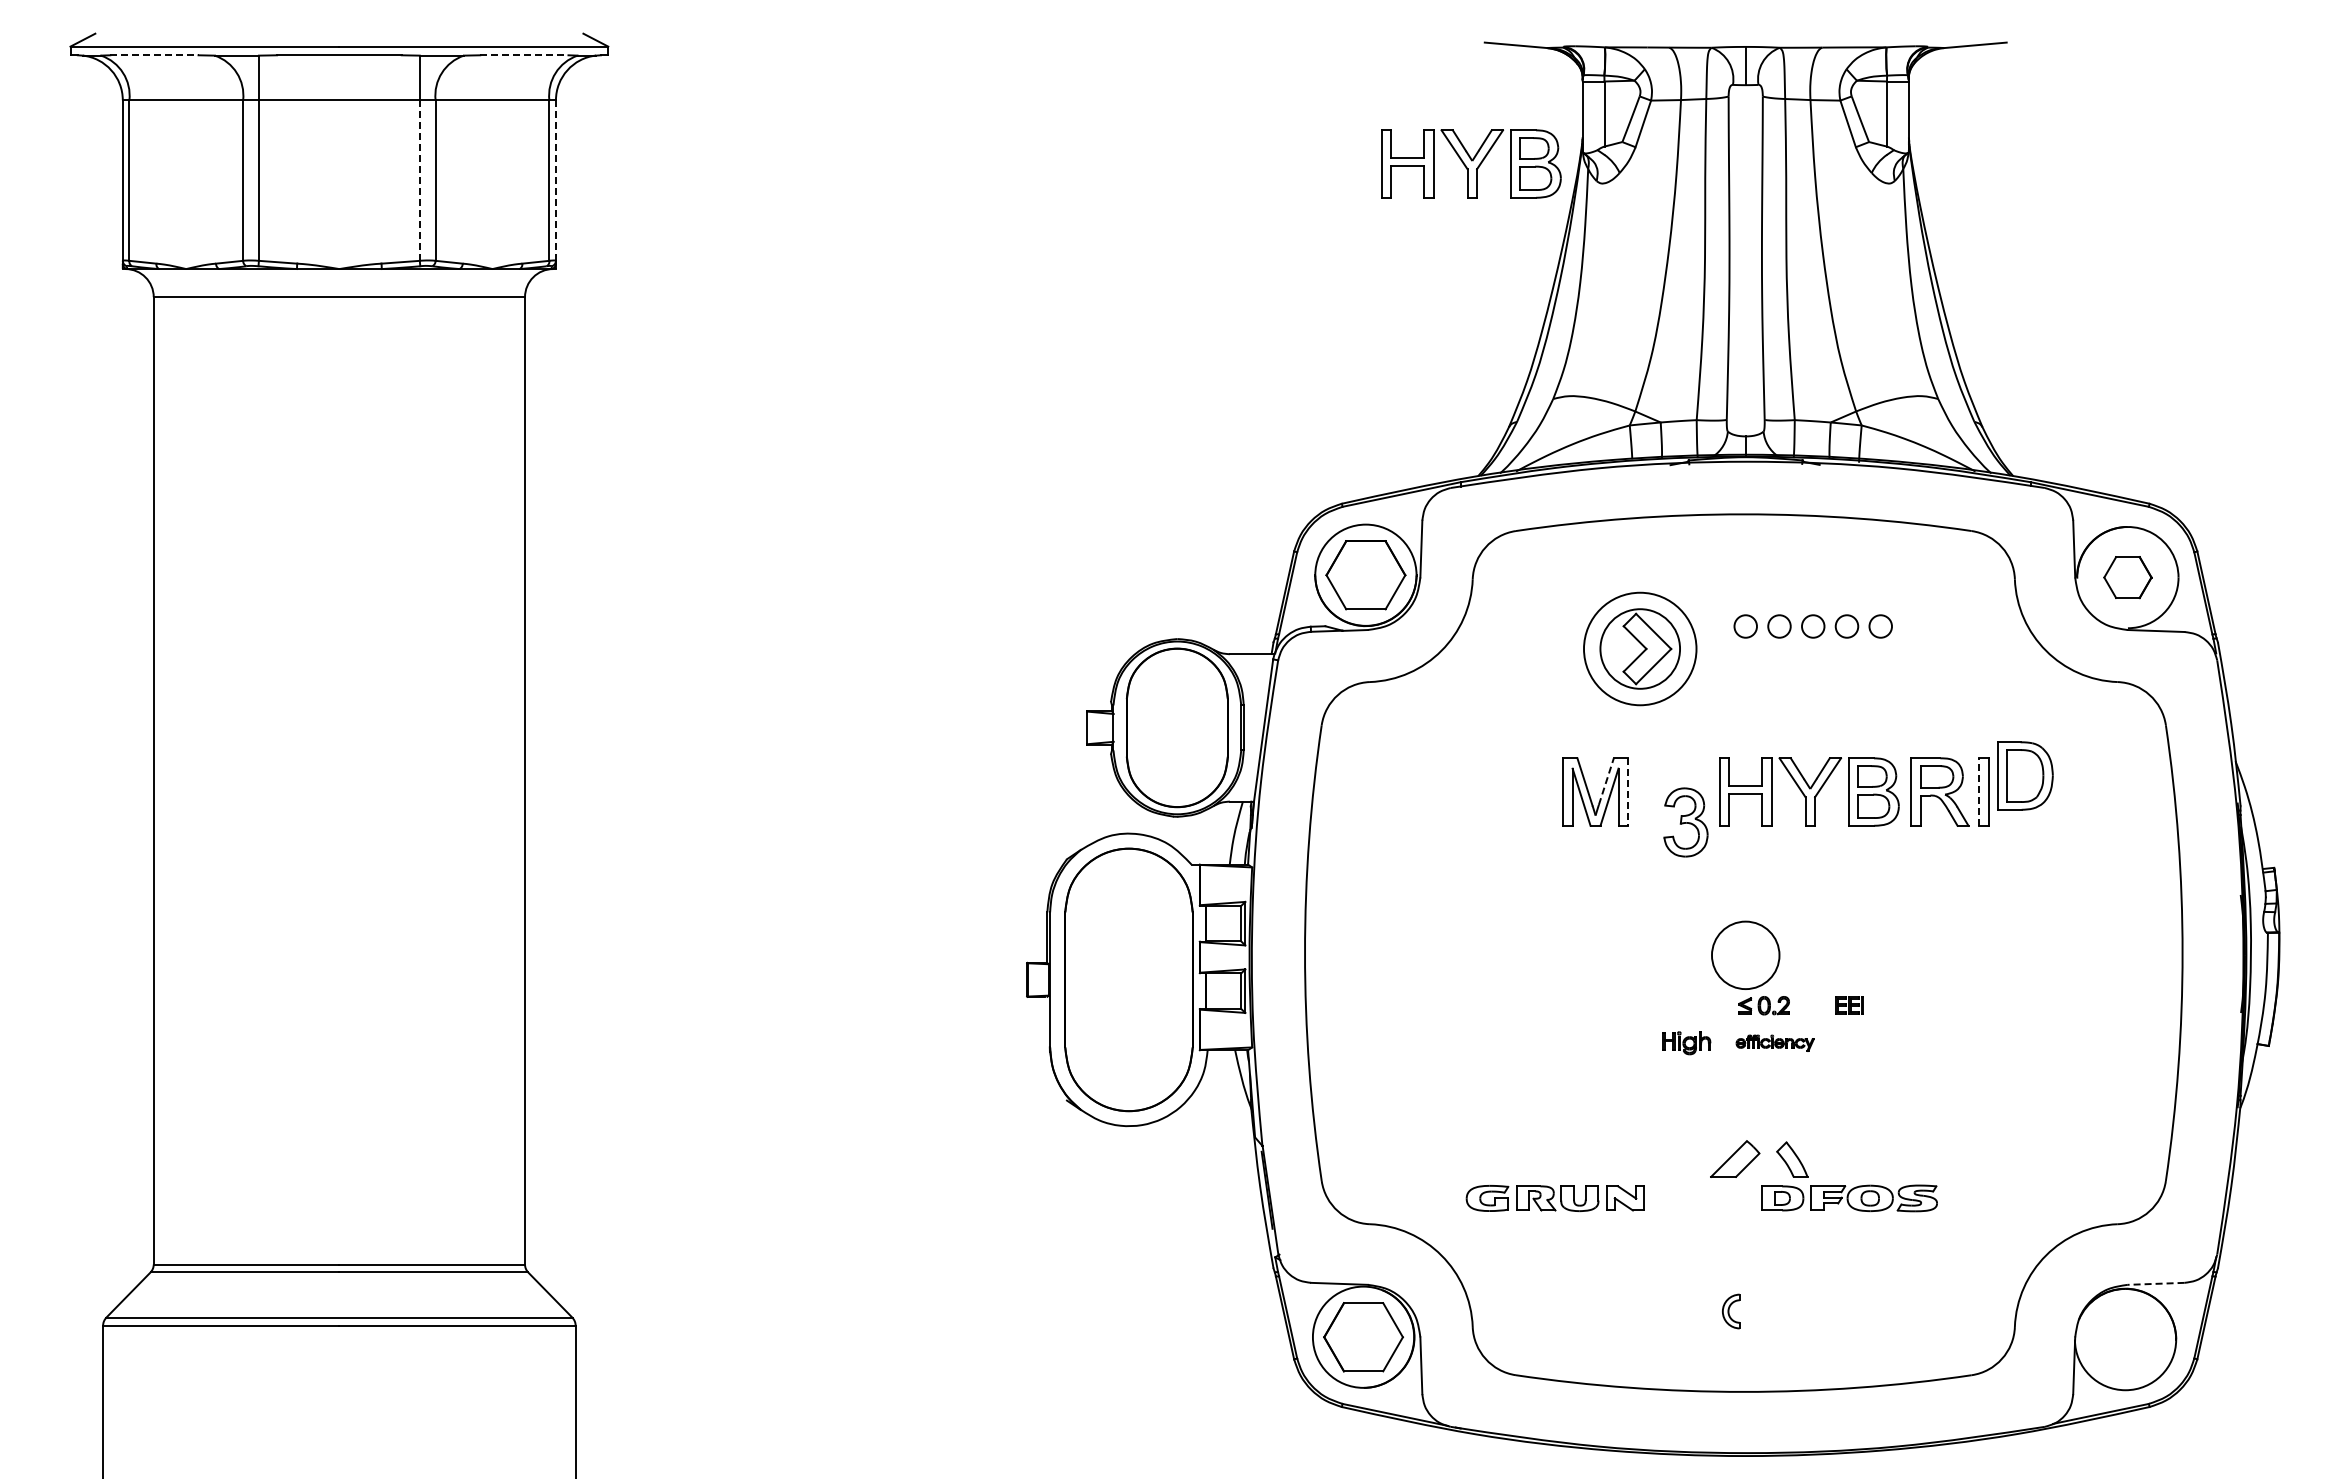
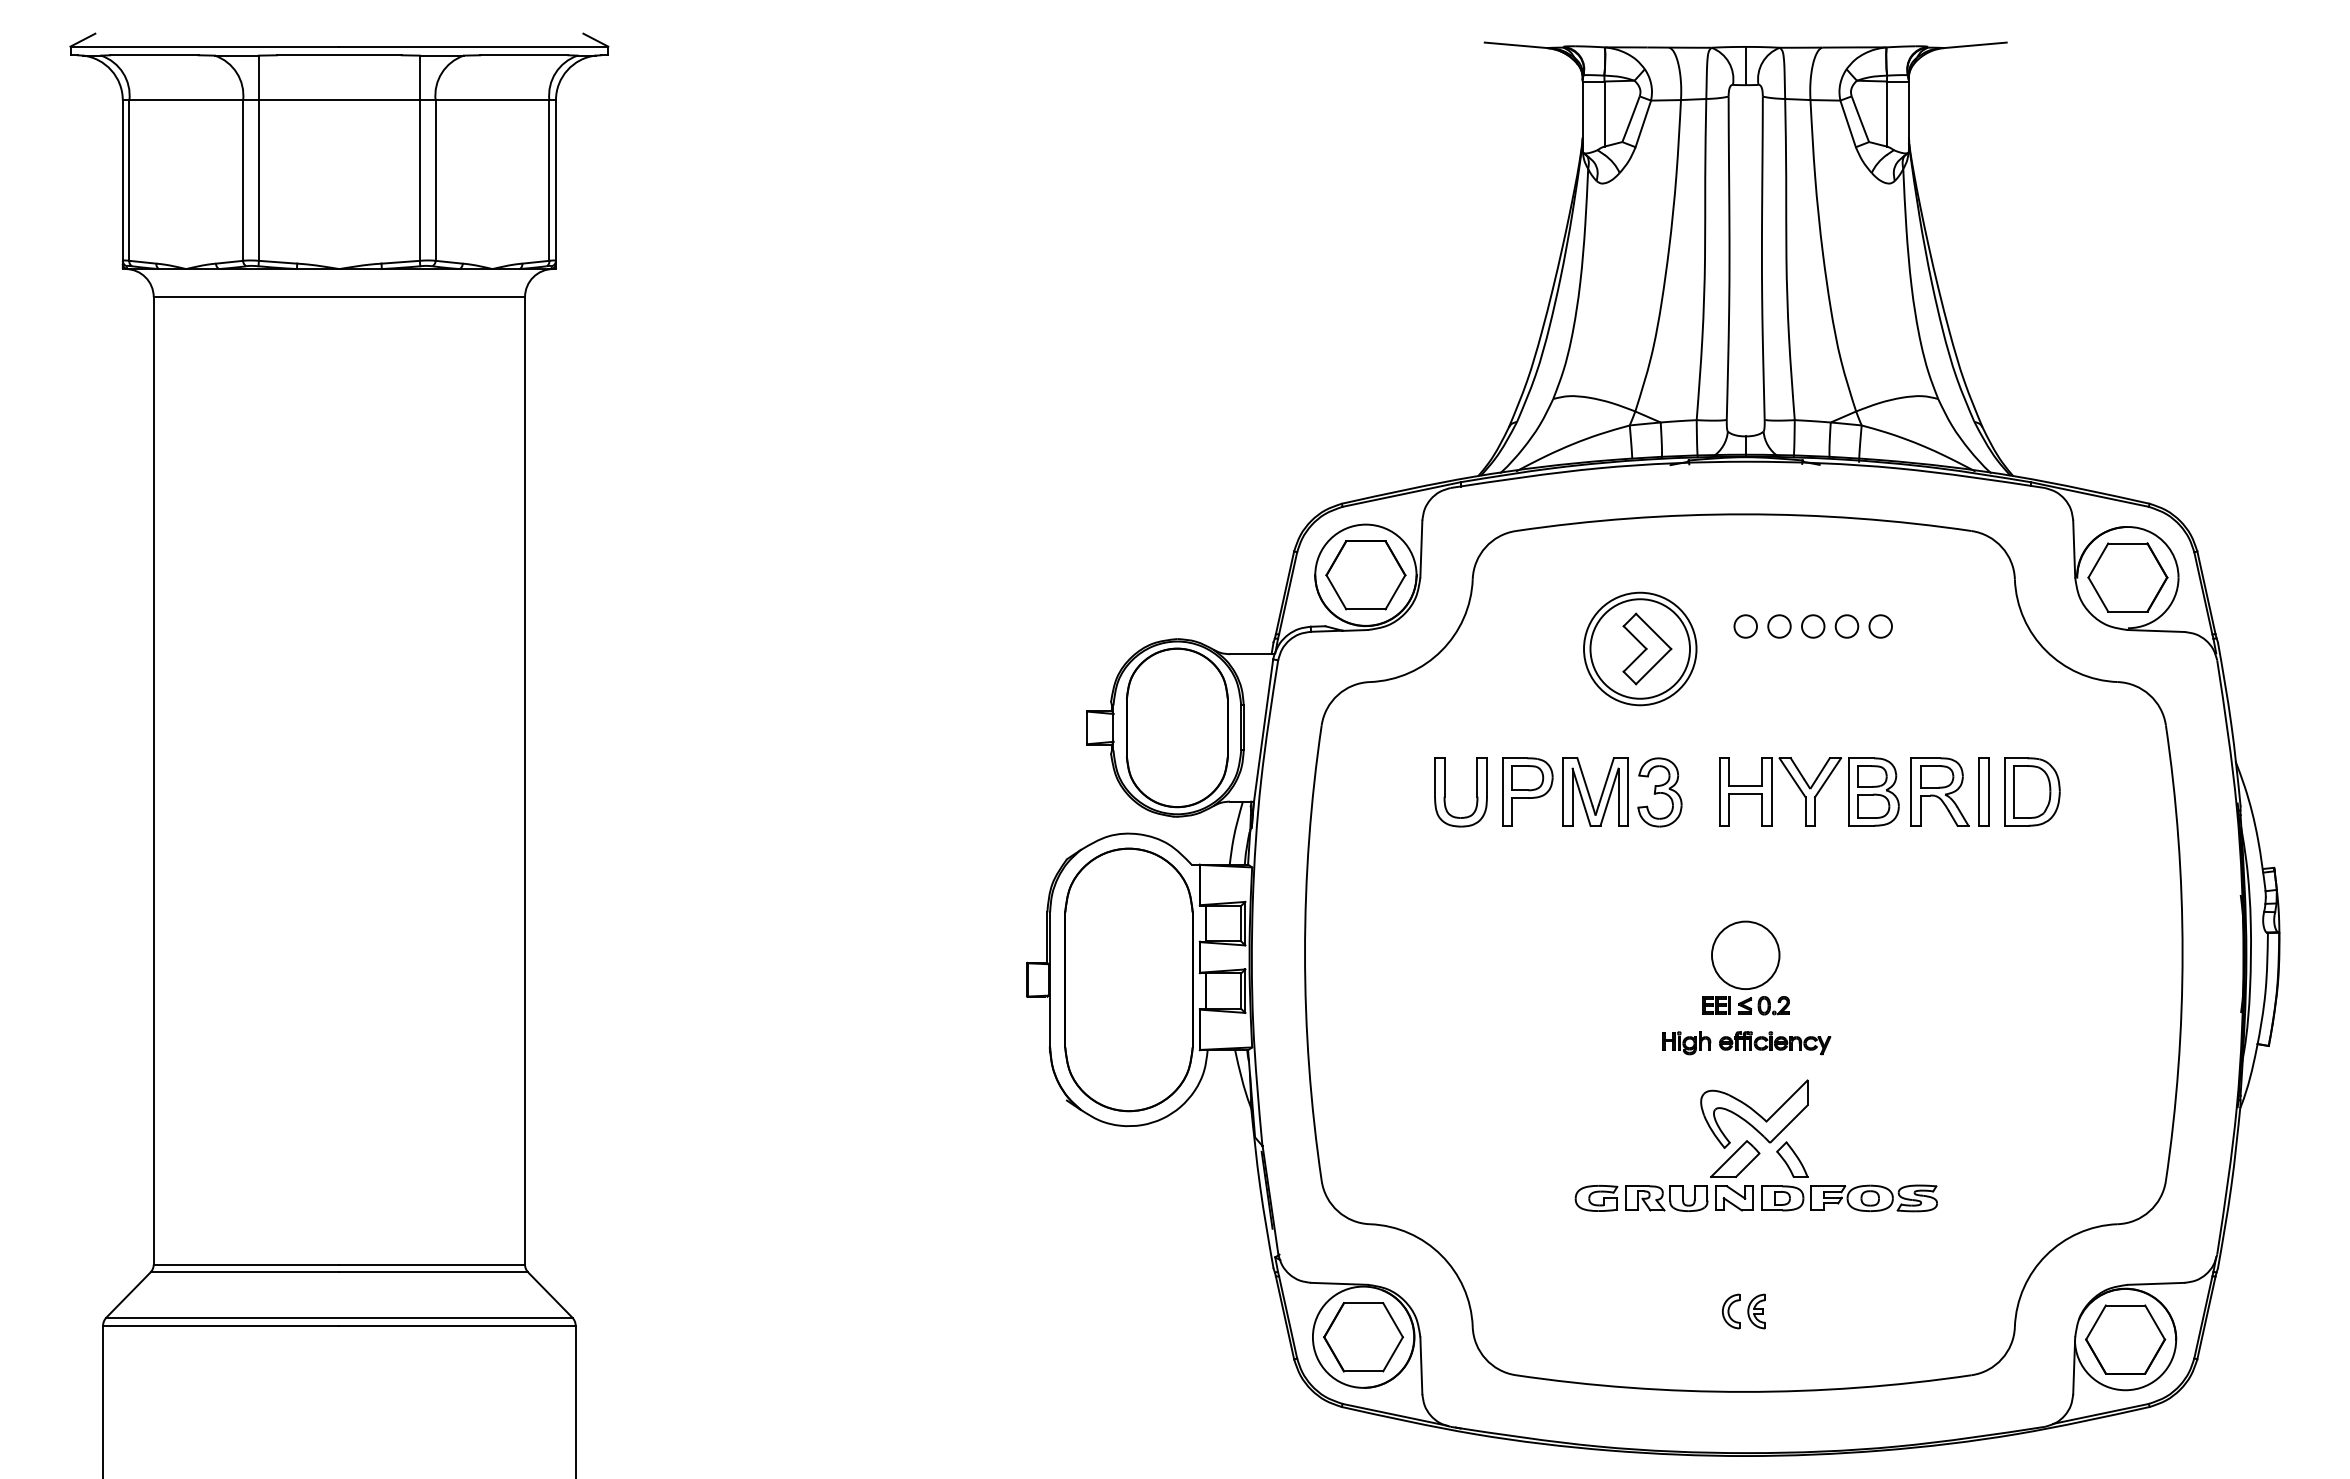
line: dashed -> solid (154, 55)
line: dashed -> solid (524, 55)
part: present -> none (1471, 163)
line: dashed -> solid (419, 180)
line: dashed -> solid (555, 181)
part size: 50x44 px -> 82x71 px (2127, 577)
circle diameter: 80 px -> 100 px (1640, 648)
part position: (2025, 775) -> (2032, 791) (2032, 791)
line: dashed -> solid (1606, 781)
part: none -> present (1527, 791)
part: none -> present (1445, 792)
line: dashed -> solid (1628, 792)
line: dashed -> solid (1979, 792)
part position: (1685, 822) -> (1659, 792) (1659, 792)
part position: (1849, 1005) -> (1716, 1005) (1716, 1005)
part size: 80x18 px -> 113x25 px (1775, 1043)
part: none -> present (1754, 1113)
part position: (1554, 1198) -> (1663, 1198) (1663, 1198)
line: dashed -> solid (2155, 1283)
part: none -> present (1756, 1311)
part: none -> present (2125, 1339)
